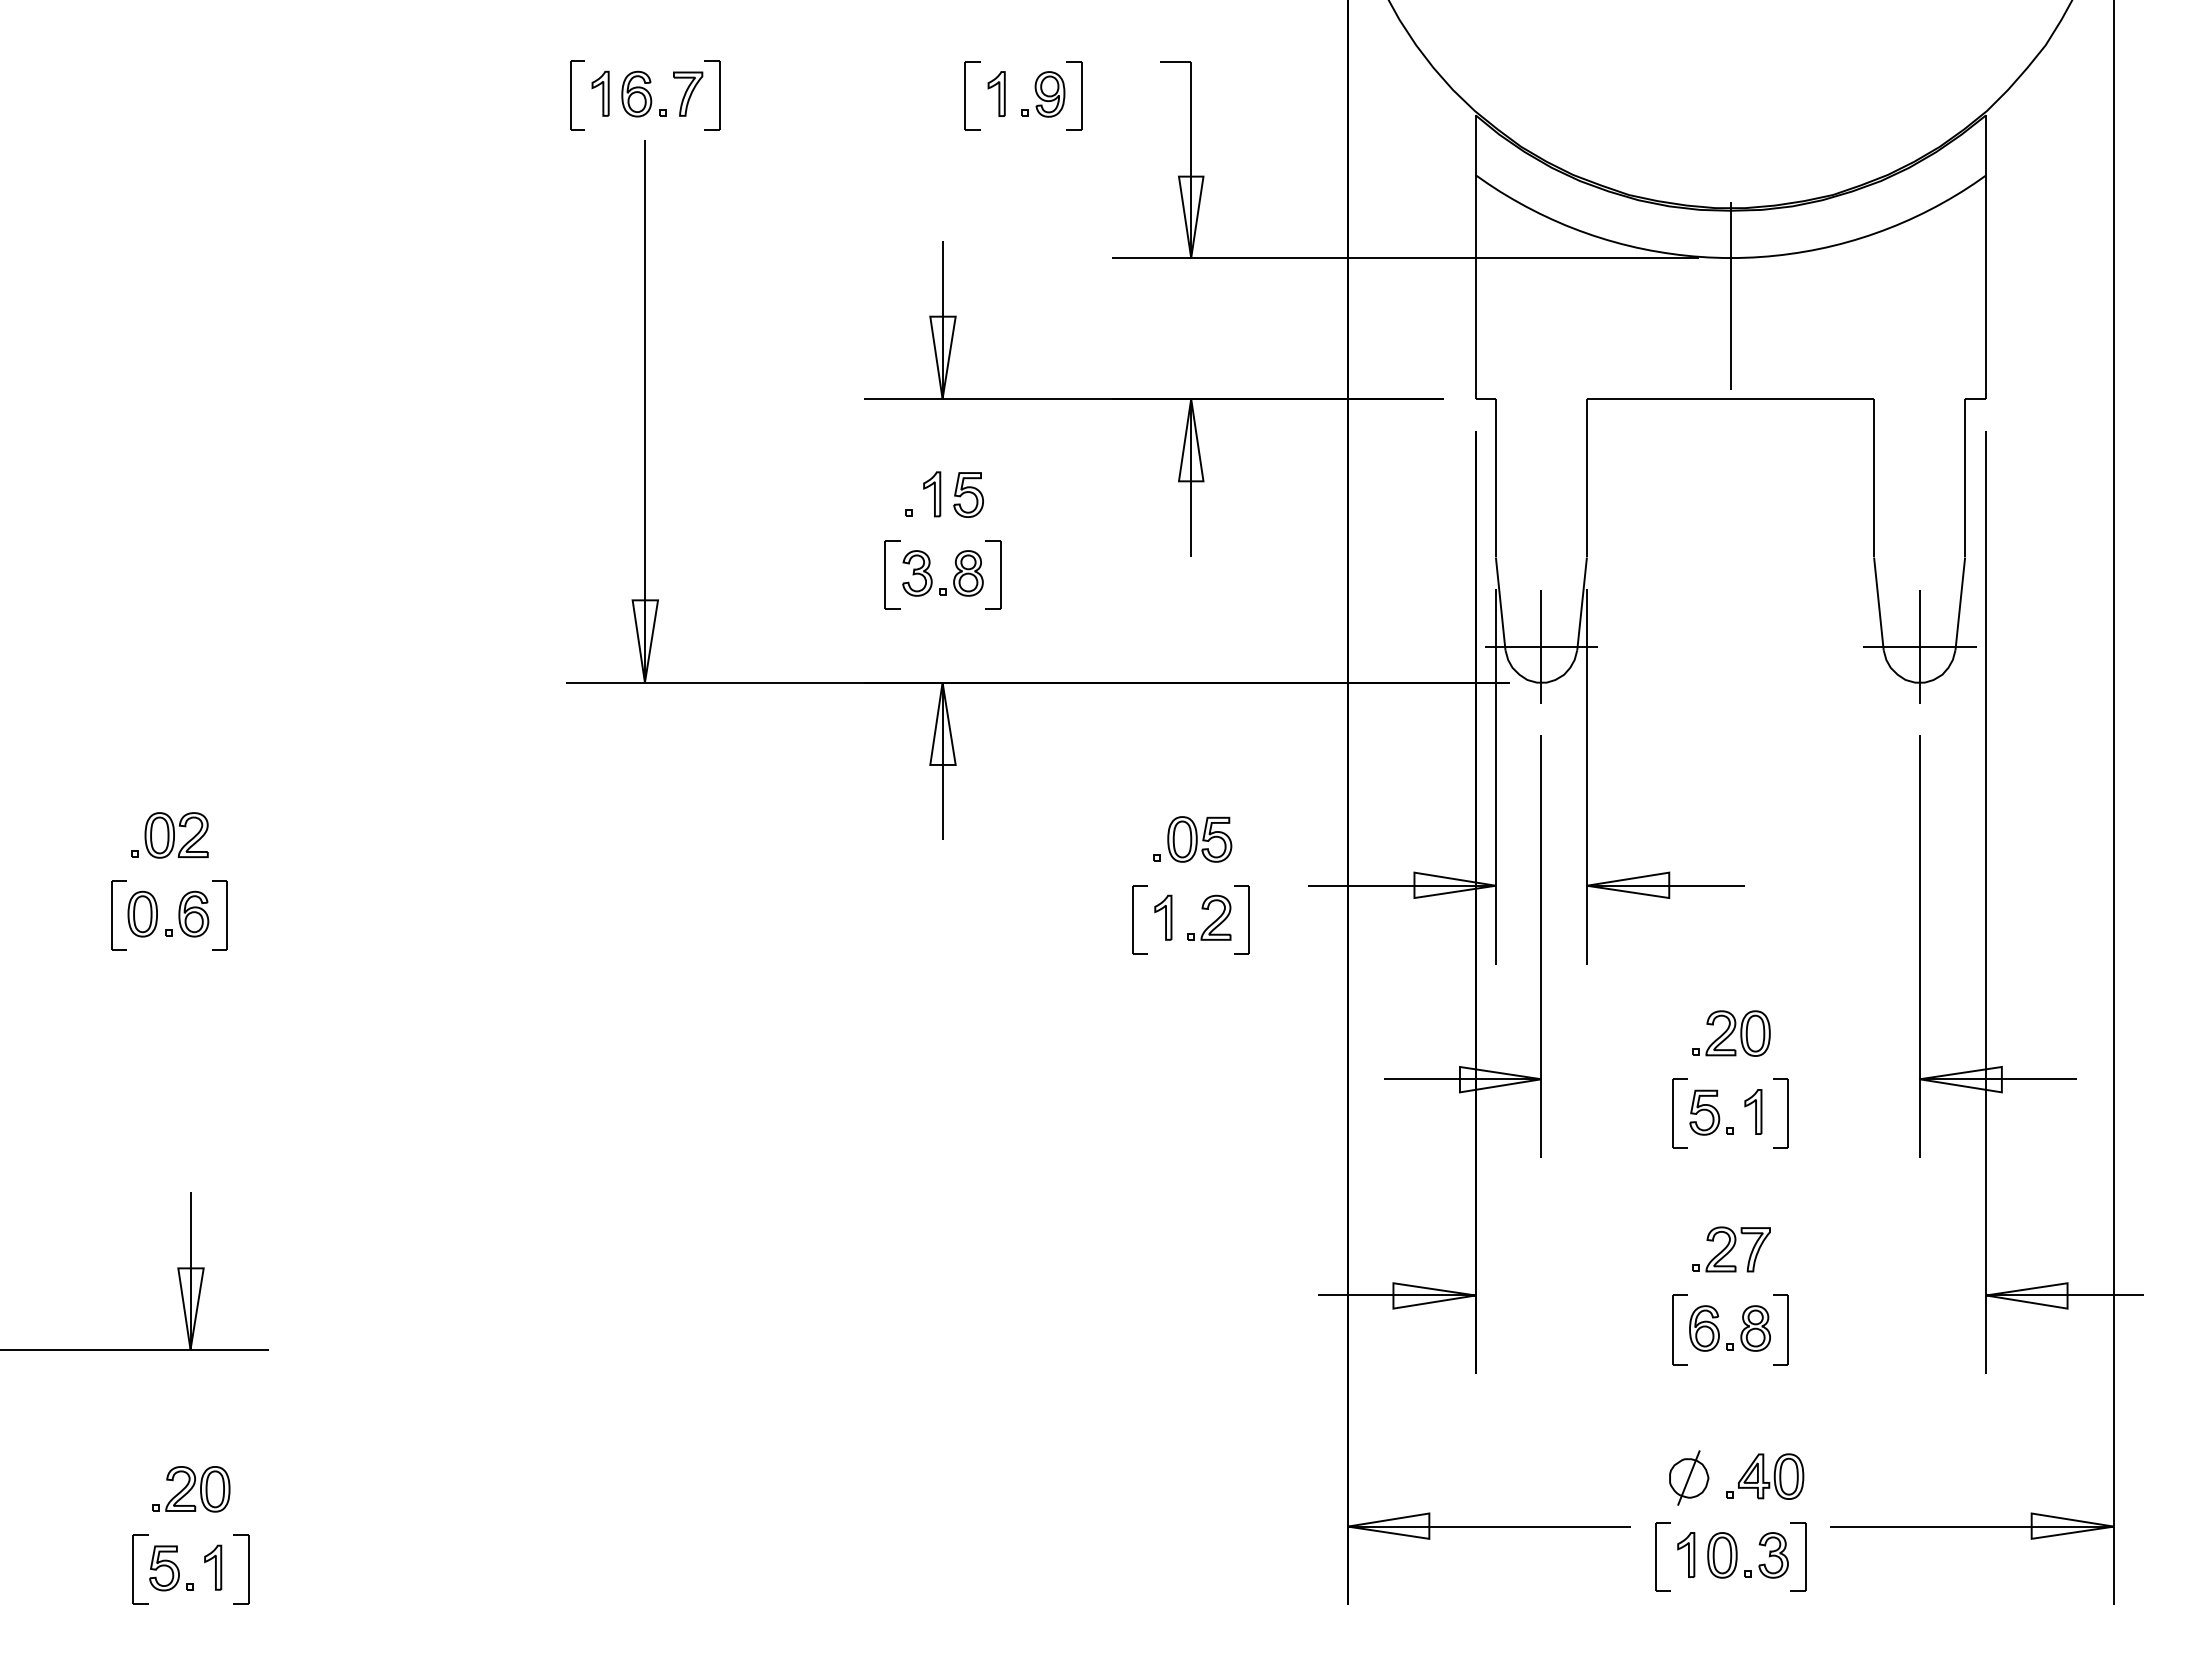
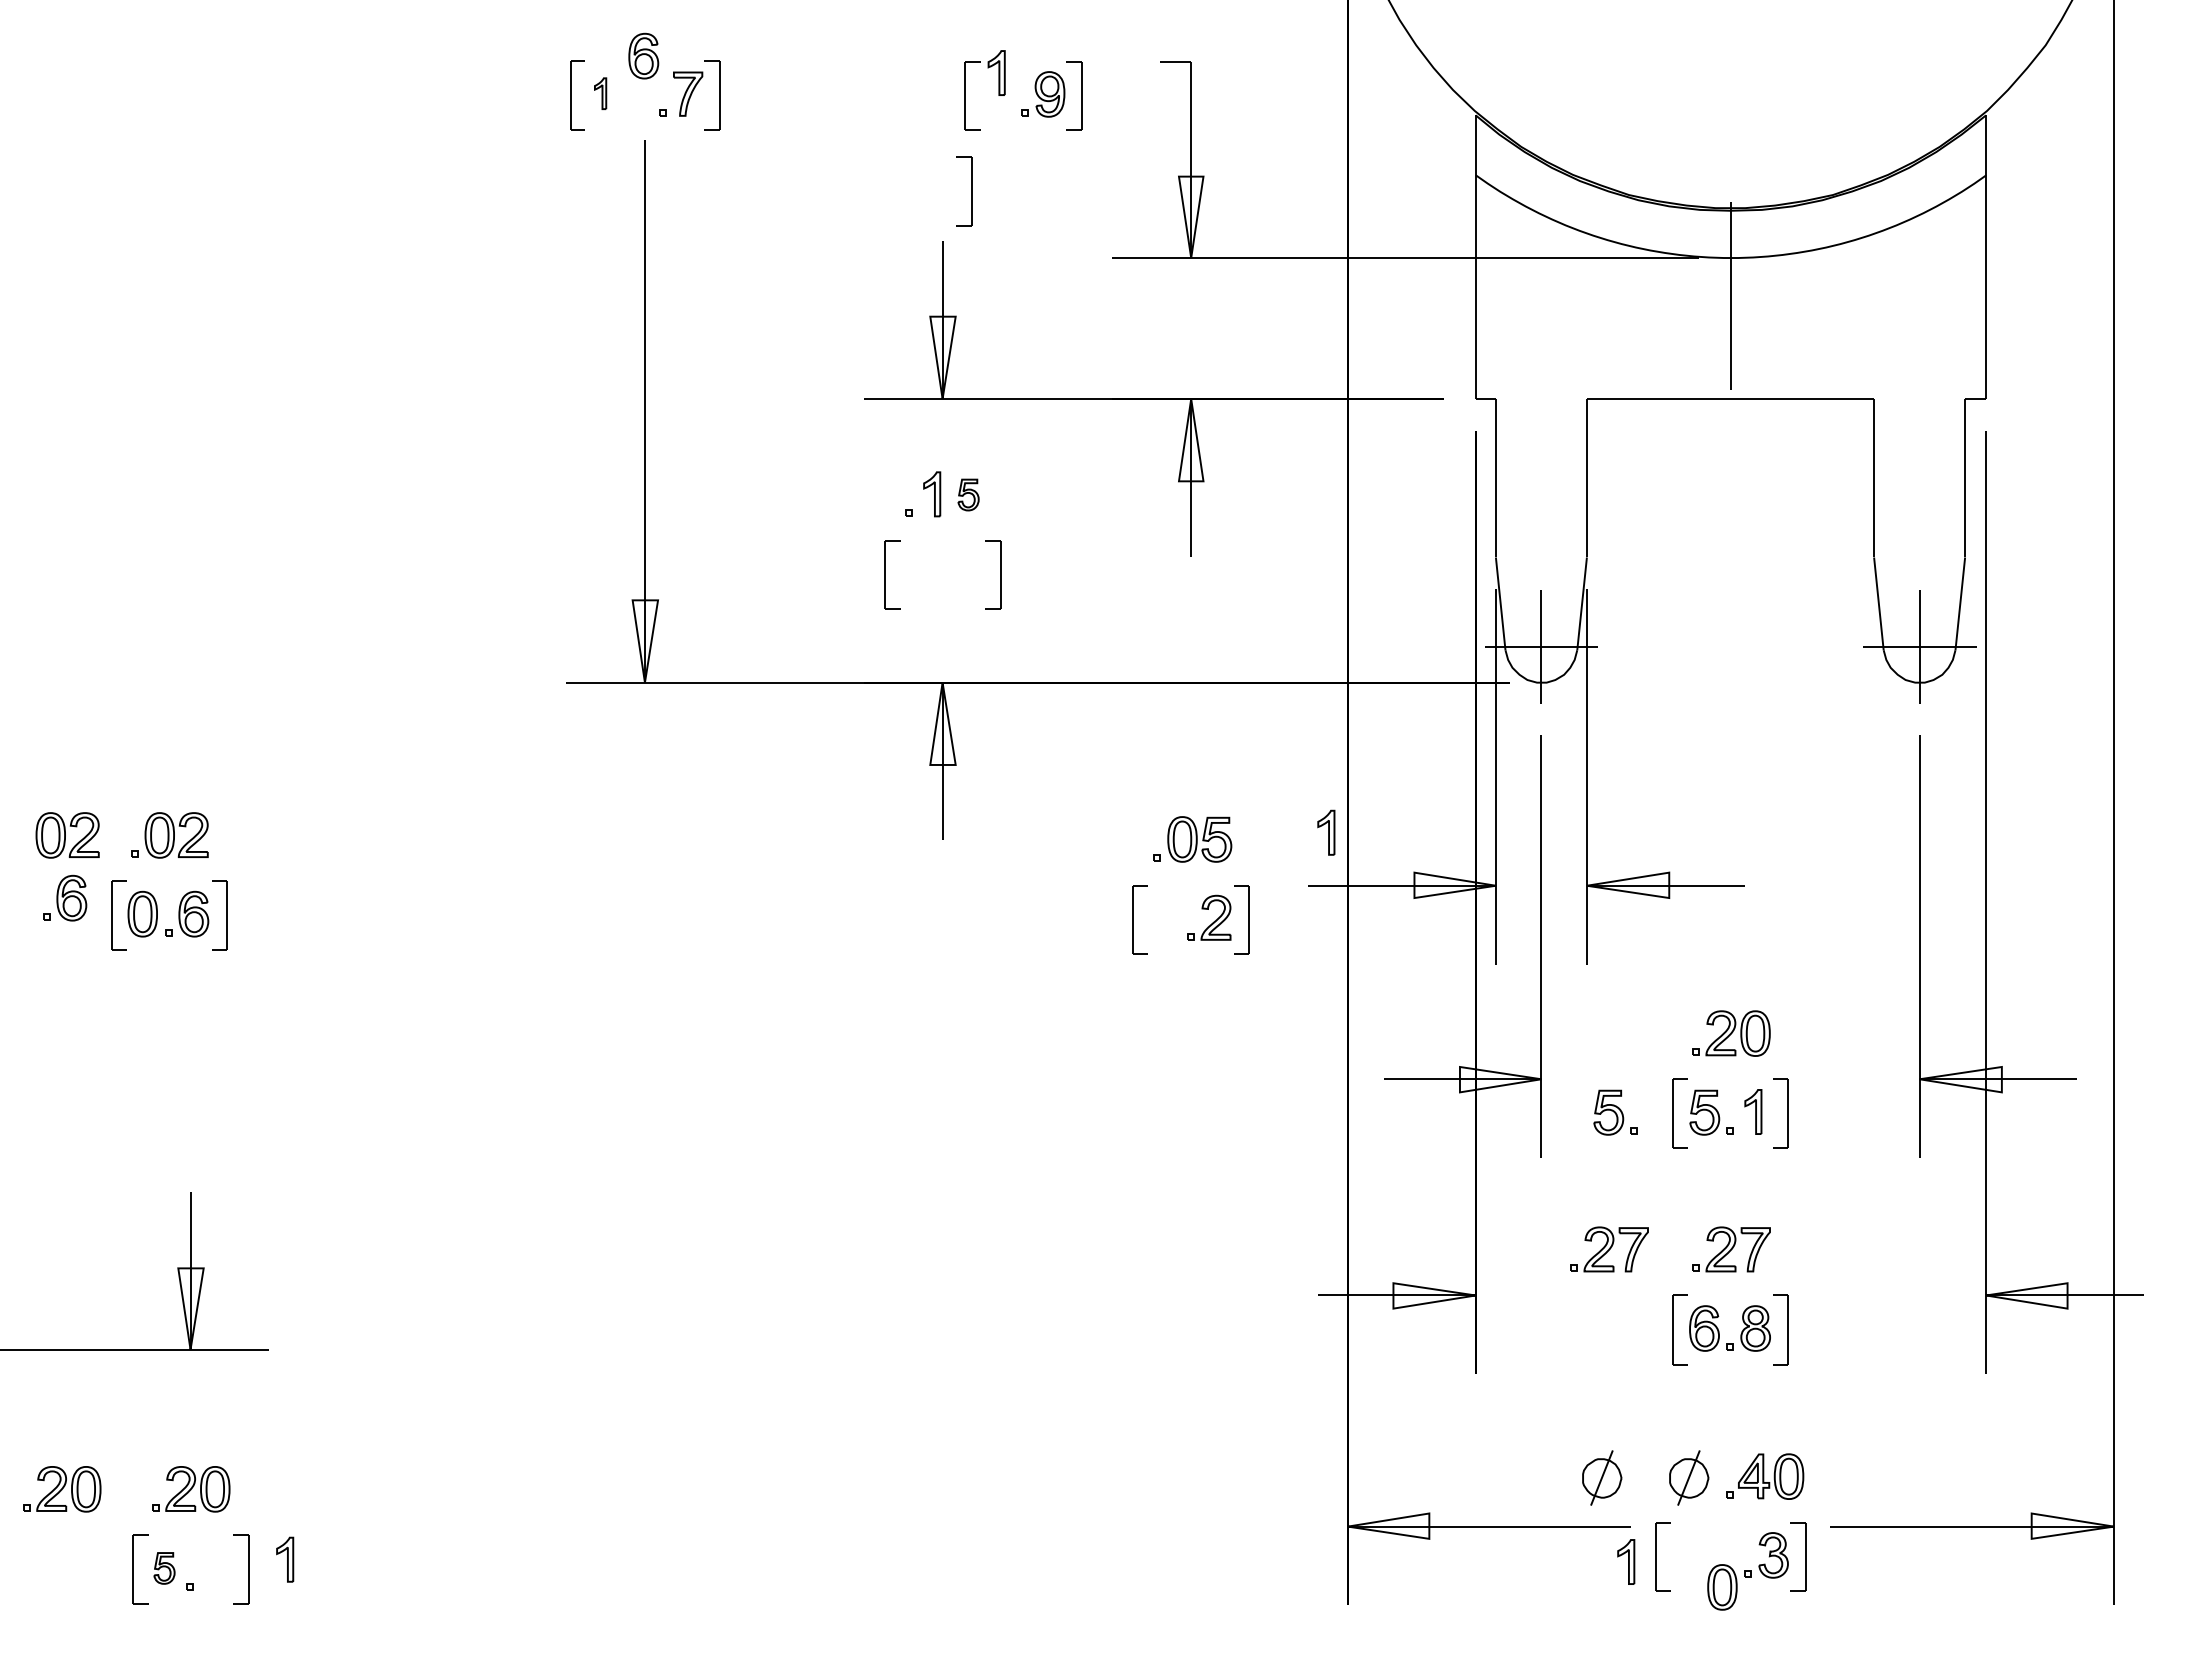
part size: 19x47 px -> 14x33 px (600, 93)
part position: (636, 93) -> (643, 55) (643, 55)
part position: (996, 93) -> (996, 72) (996, 72)
part: none -> present (971, 191)
part size: 31x46 px -> 23x34 px (968, 494)
part: present -> none (931, 575)
part: none -> present (67, 835)
part: none -> present (65, 897)
part position: (1163, 917) -> (1326, 832) (1326, 832)
part: none -> present (1615, 1112)
part: none -> present (1609, 1249)
part: none -> present (1602, 1477)
part: none -> present (62, 1489)
part position: (1686, 1554) -> (1626, 1561) (1626, 1561)
part position: (1722, 1555) -> (1722, 1587) (1722, 1587)
part position: (213, 1567) -> (285, 1559) (285, 1559)
part size: 31x47 px -> 23x33 px (164, 1568)
